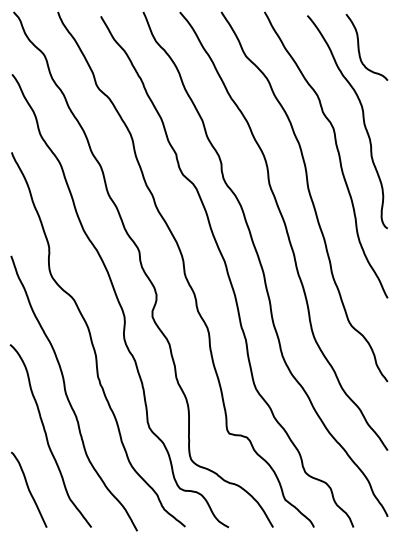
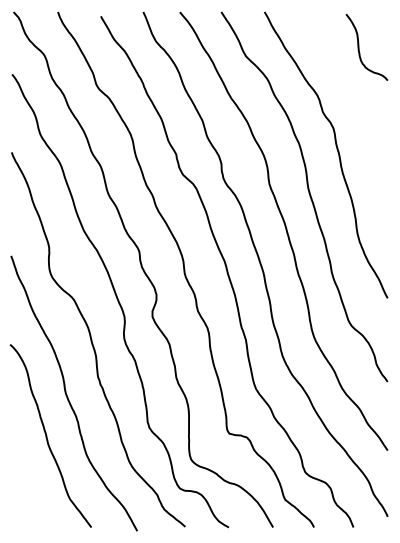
curve: present -> none (362, 118)
curve: present -> none (29, 489)
